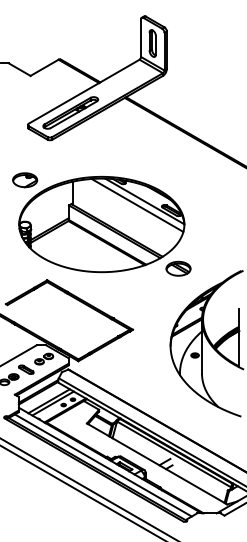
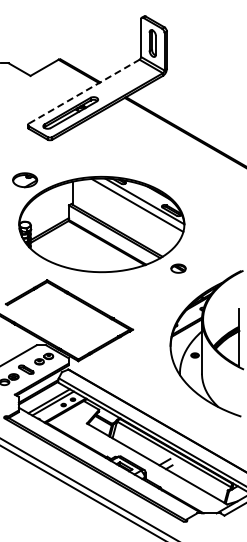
line: solid -> dashed (84, 91)
part size: 27x17 px -> 17x11 px (178, 268)
line: present -> none (102, 465)
